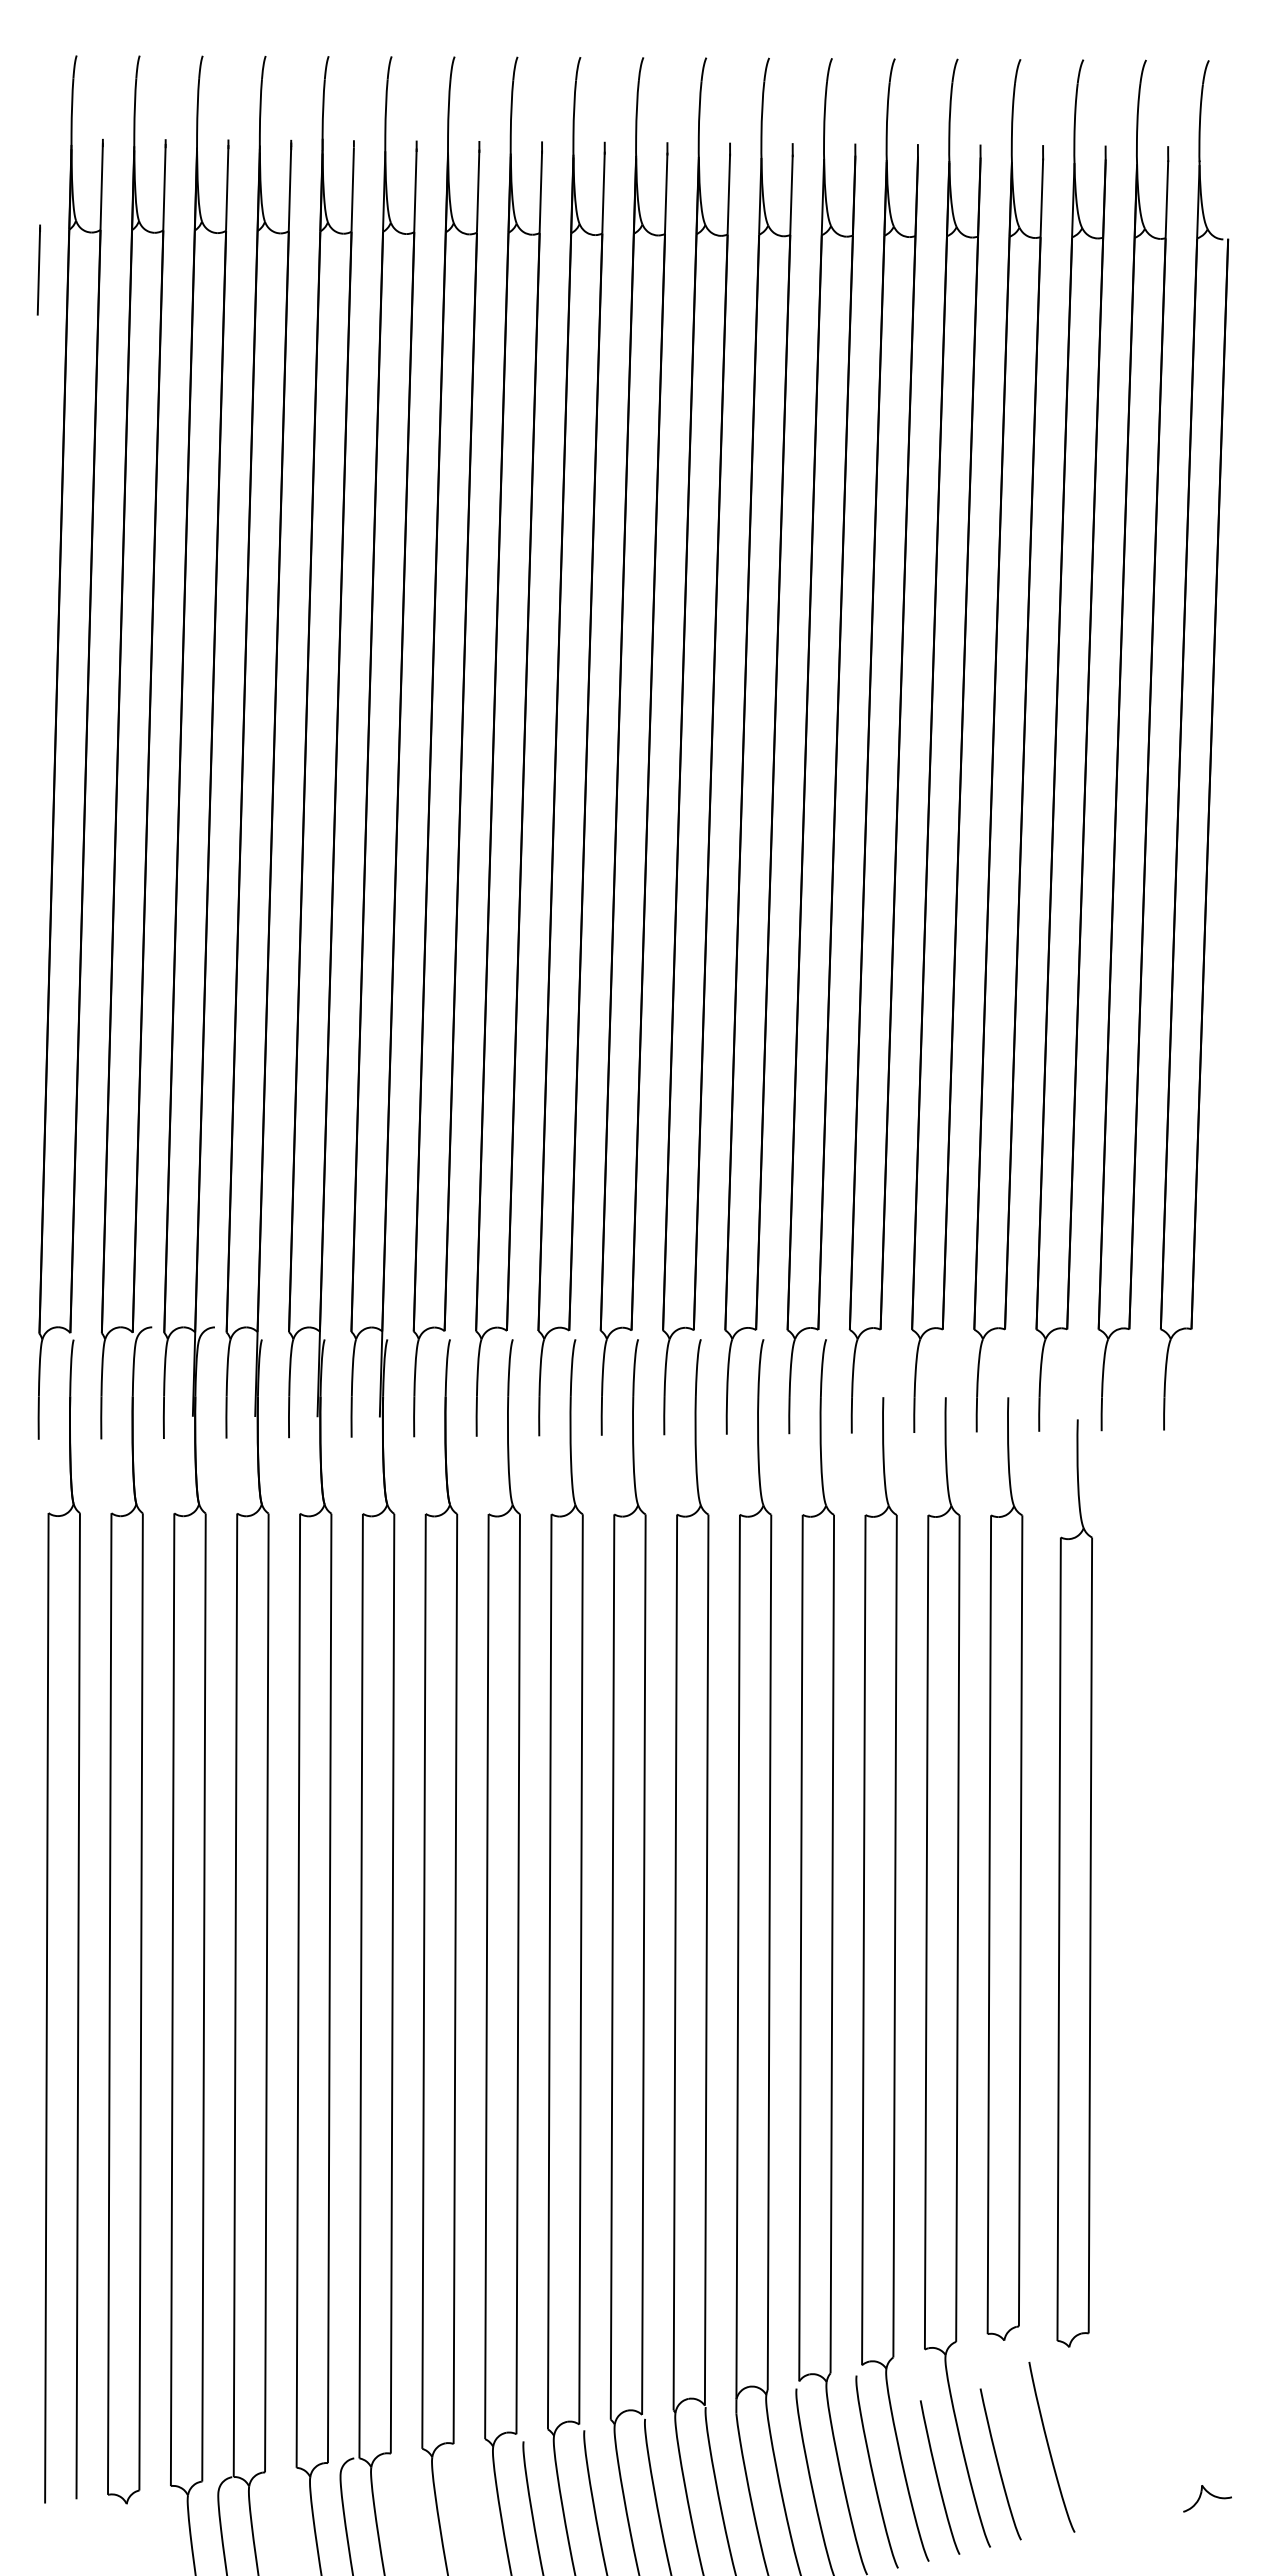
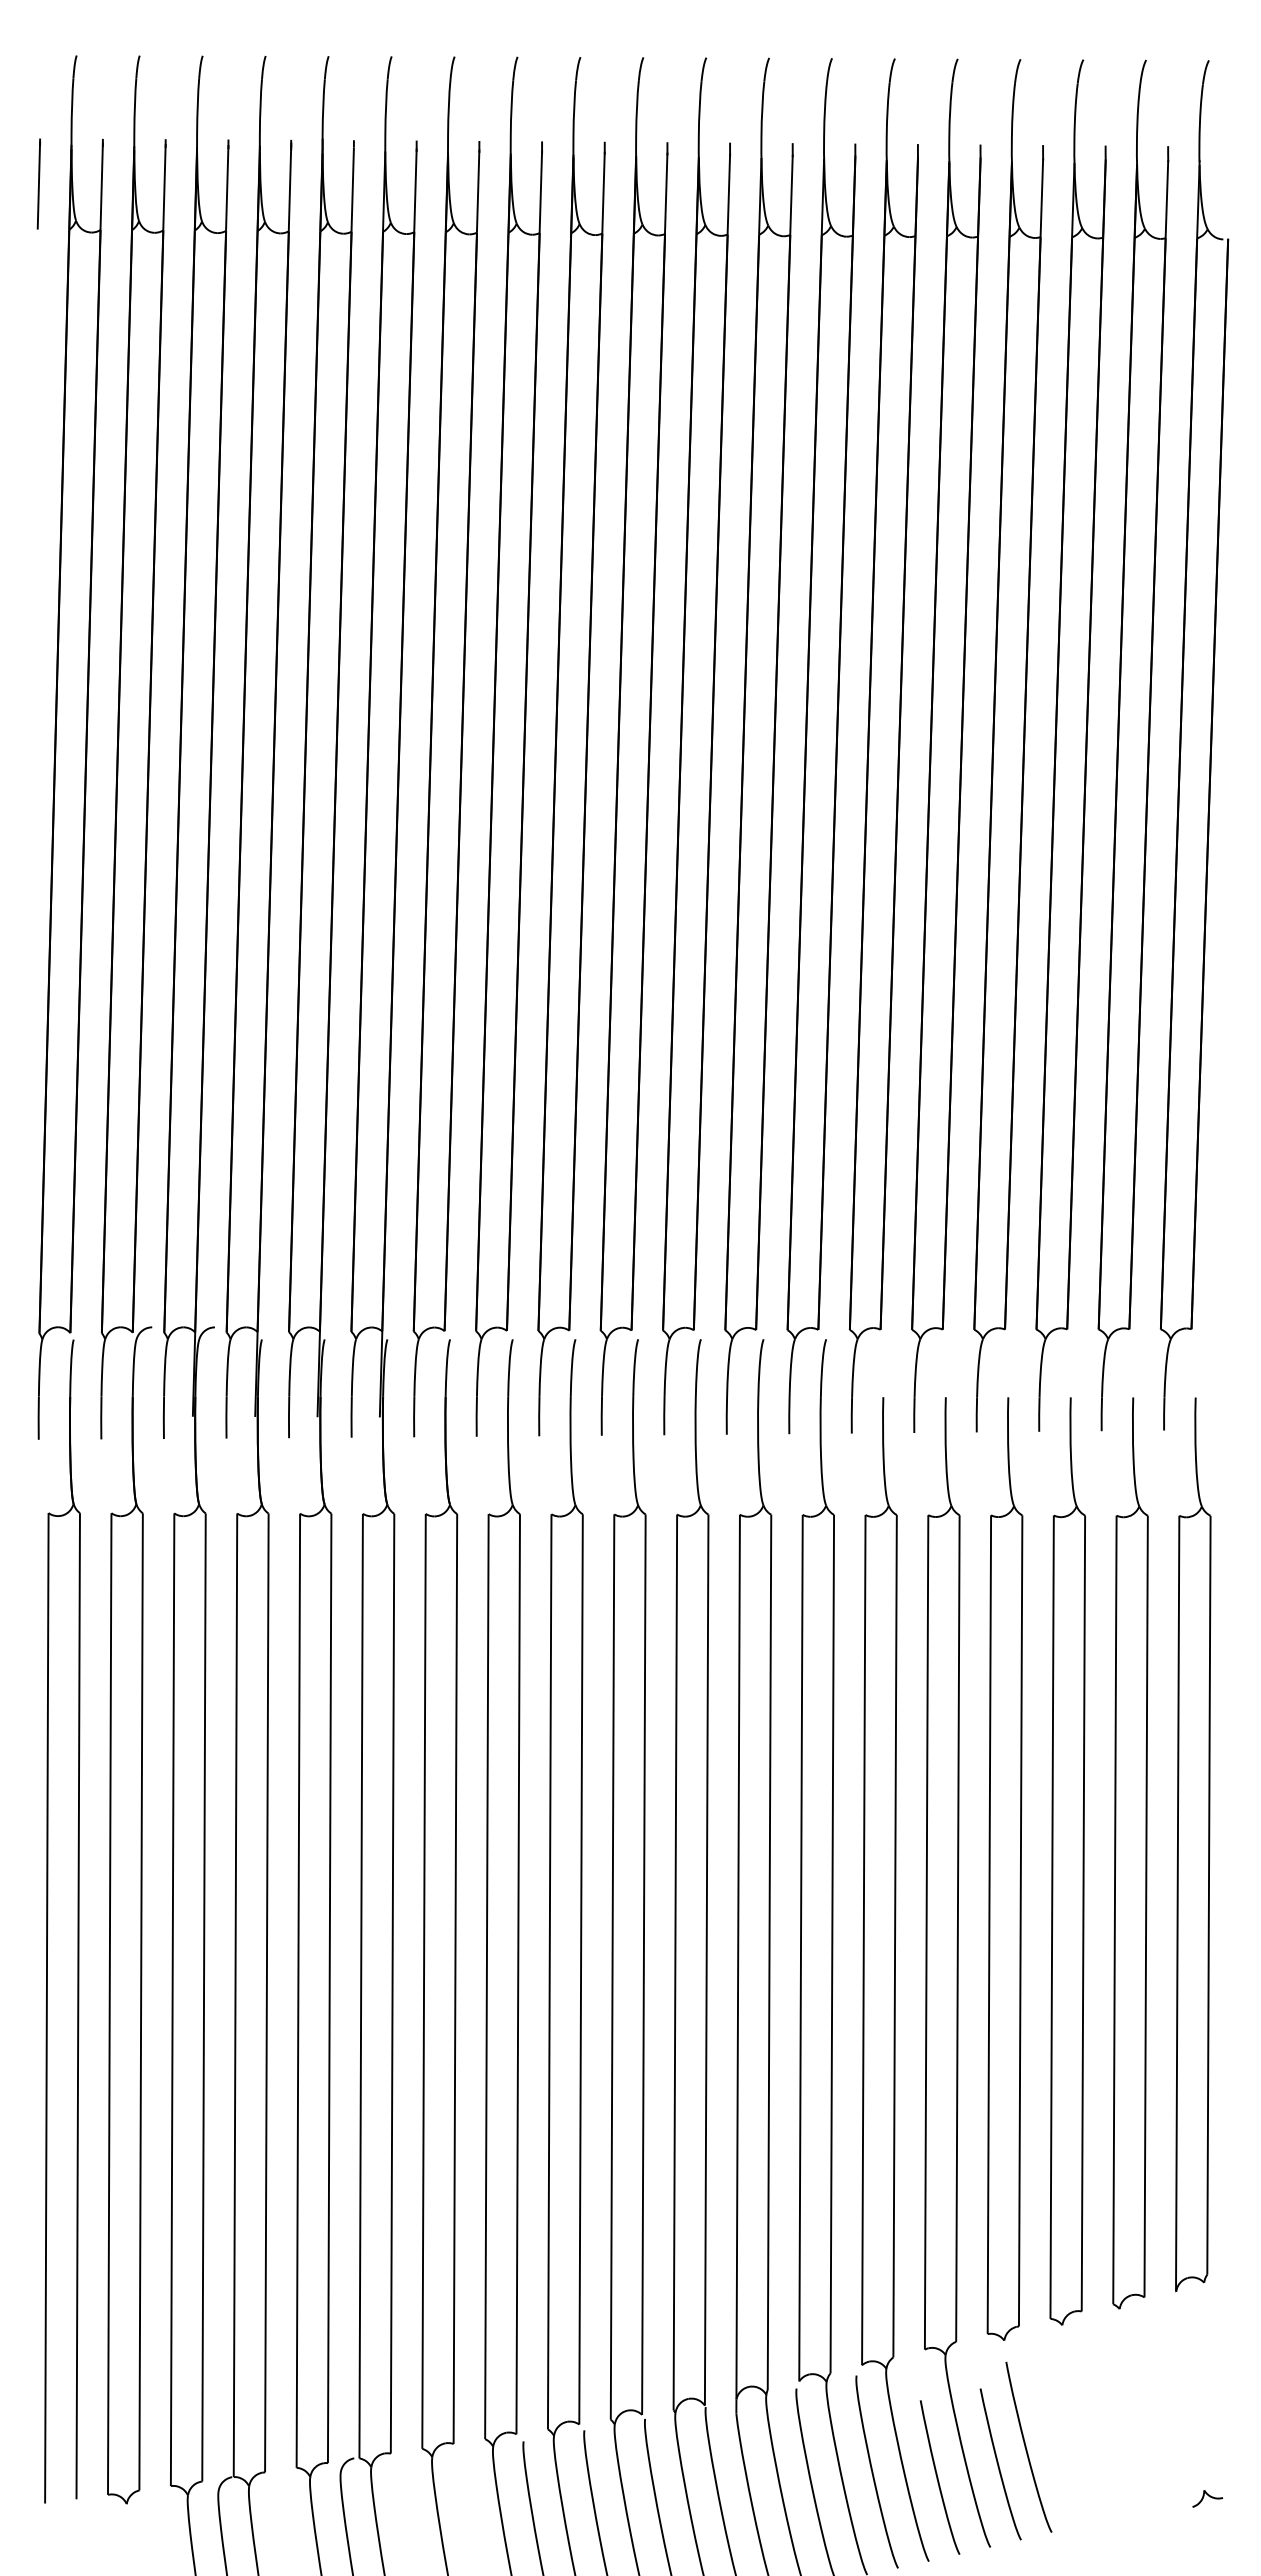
line position: (38, 269) -> (38, 183) (38, 183)
part: none -> present (1193, 1844)
part: none -> present (1130, 1853)
part position: (1074, 1883) -> (1067, 1861) (1067, 1861)
curve position: (1049, 2446) -> (1026, 2446) (1026, 2446)
part size: 49x28 px -> 32x18 px (1207, 2498)
